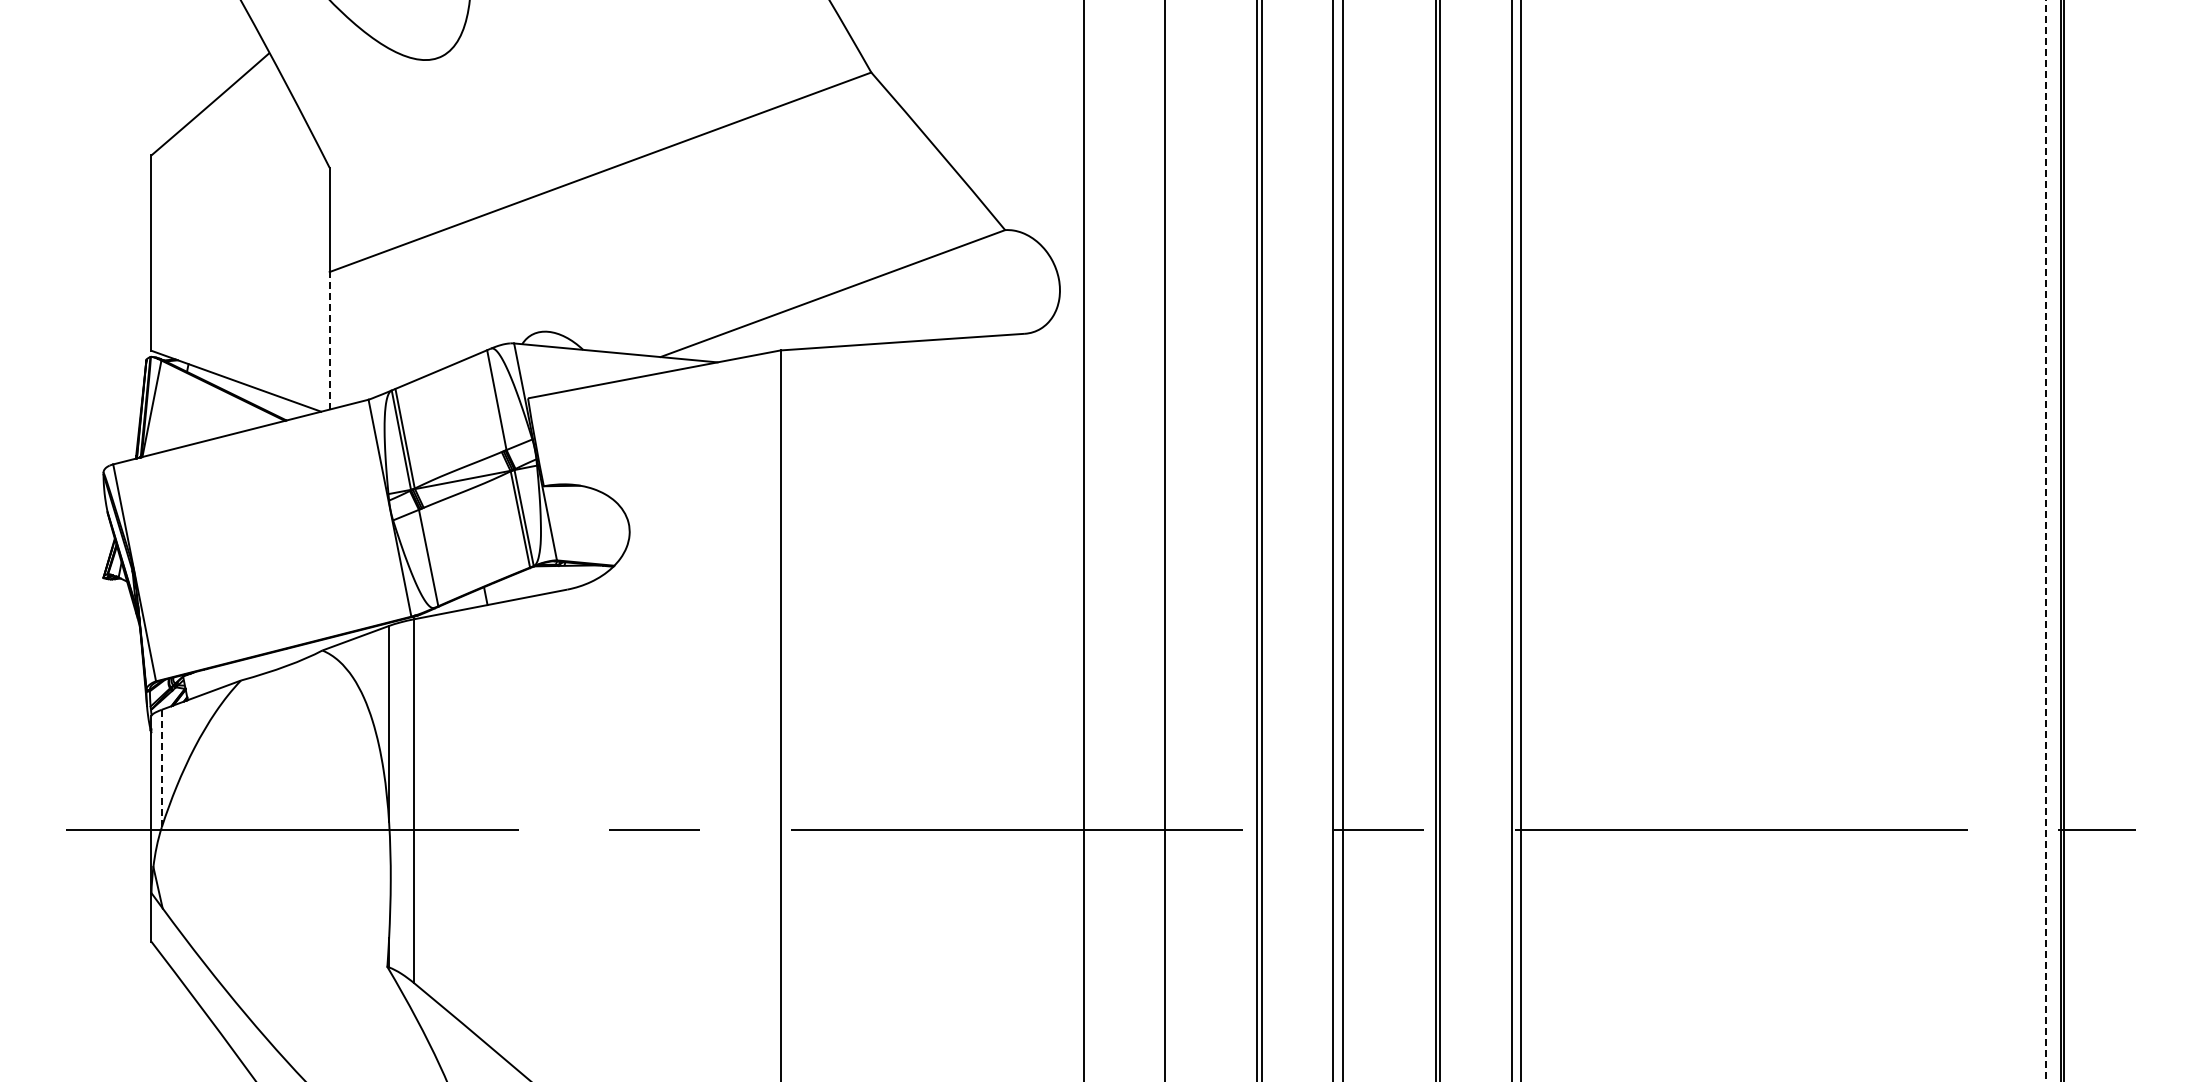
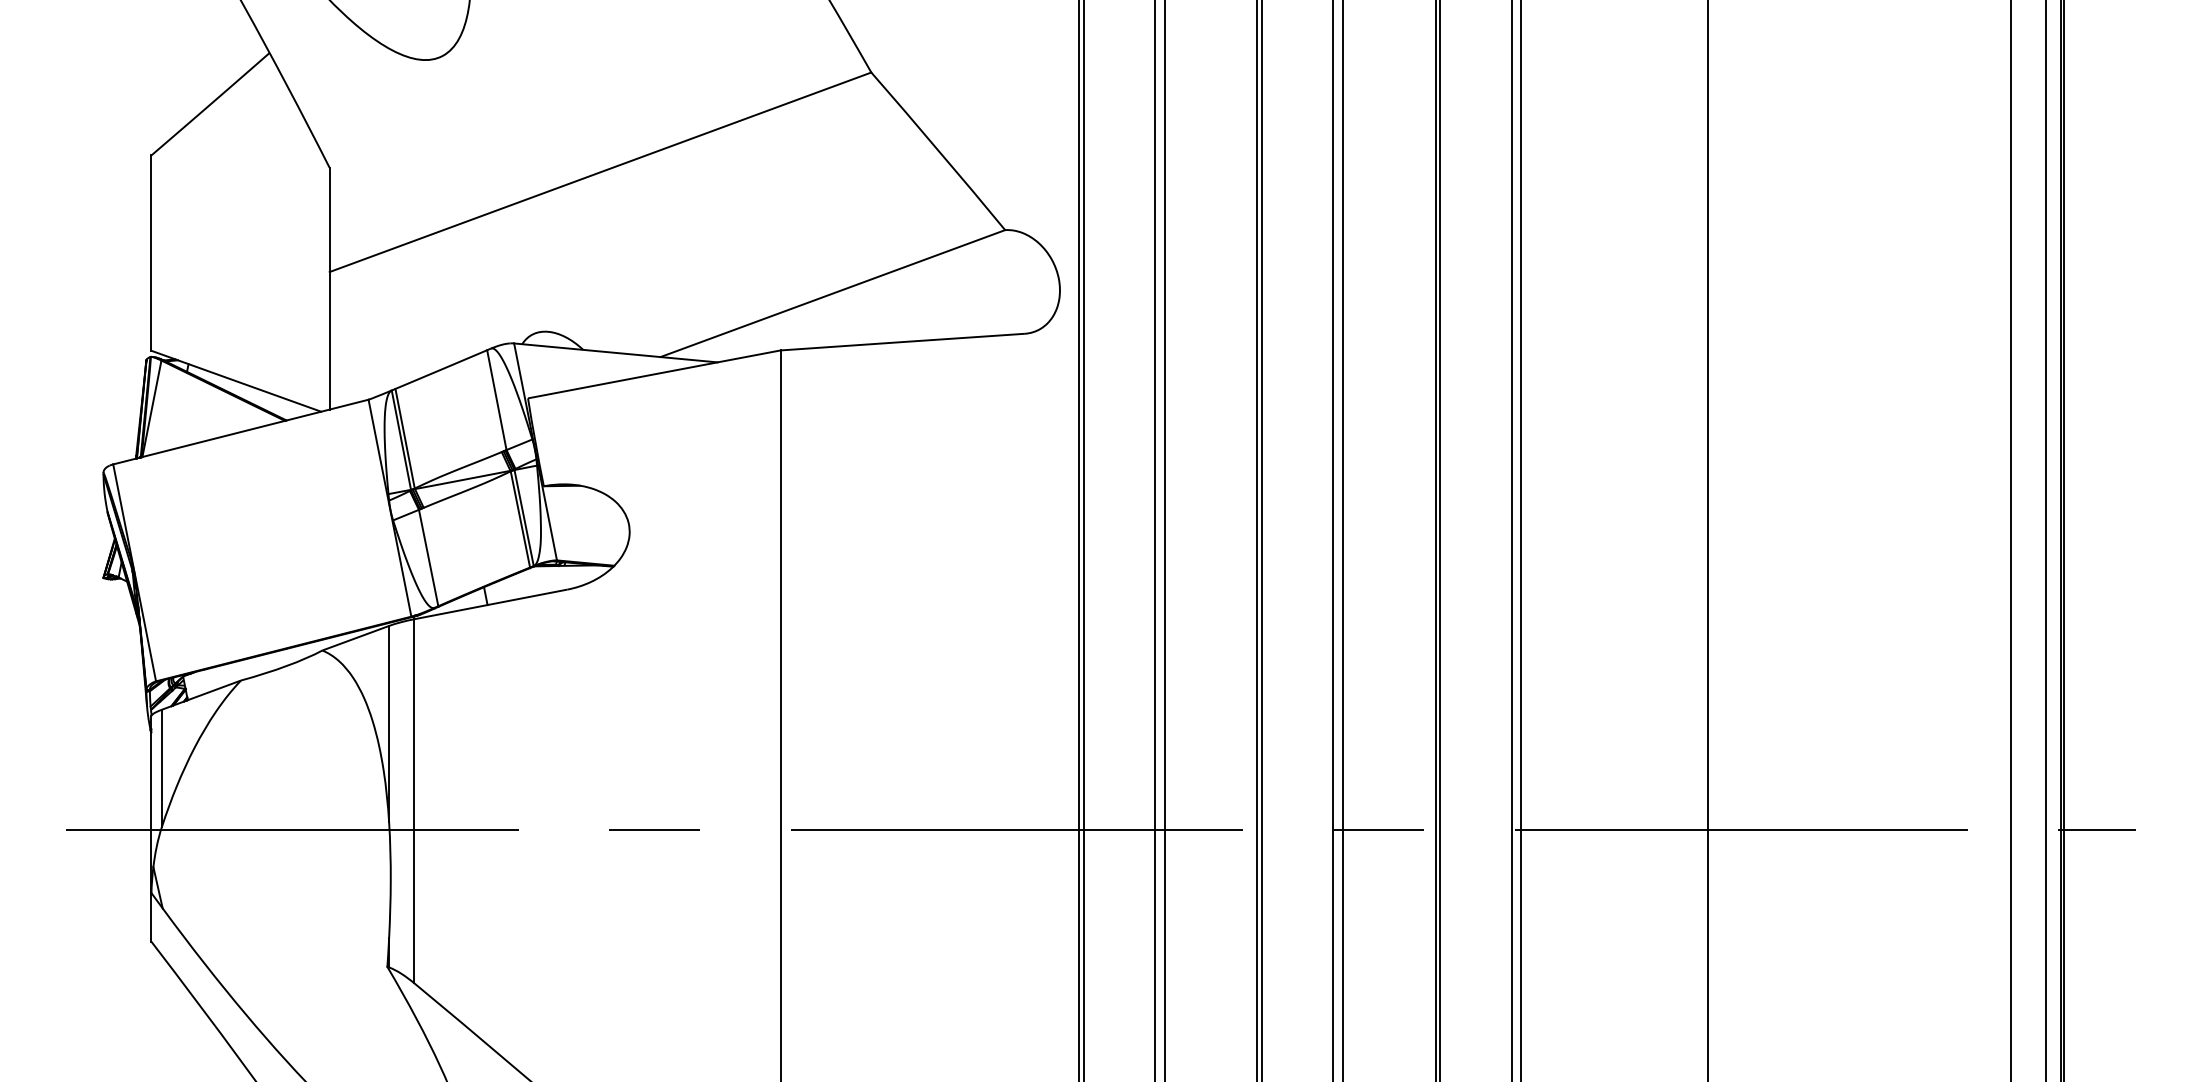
line: dashed -> solid (329, 340)
line: none -> present (1079, 540)
line: none -> present (1155, 540)
line: none -> present (1707, 540)
line: none -> present (2010, 540)
line: dashed -> solid (2045, 540)
line: dashed -> solid (161, 768)
